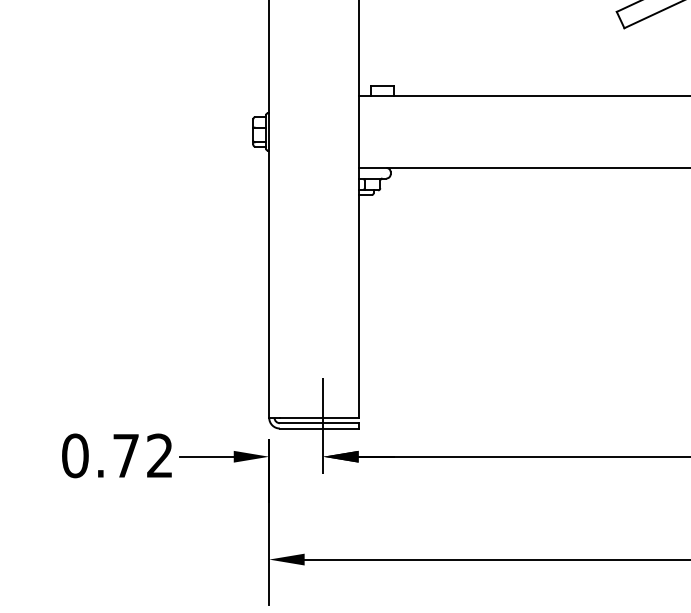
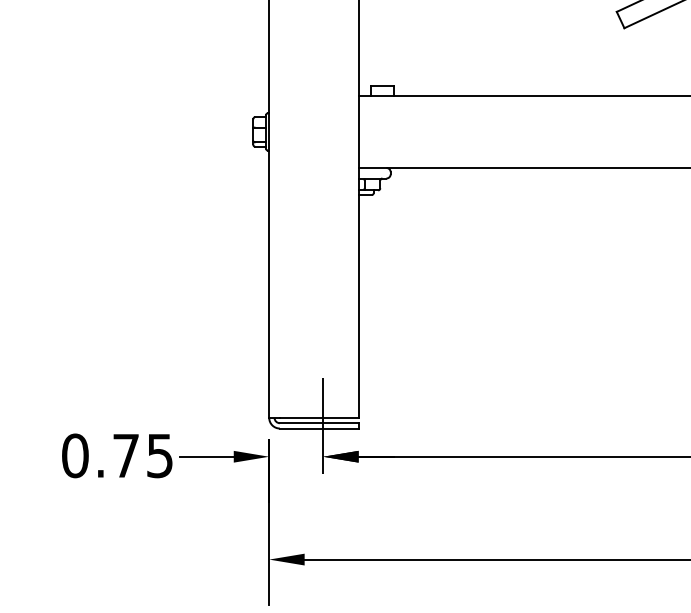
text: 0.72 -> 0.75 (159, 455)
